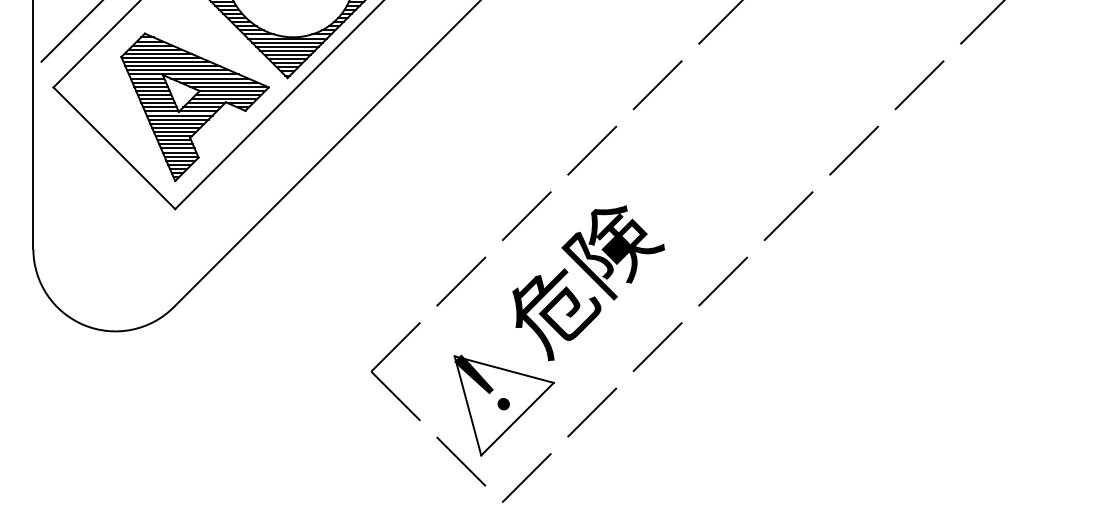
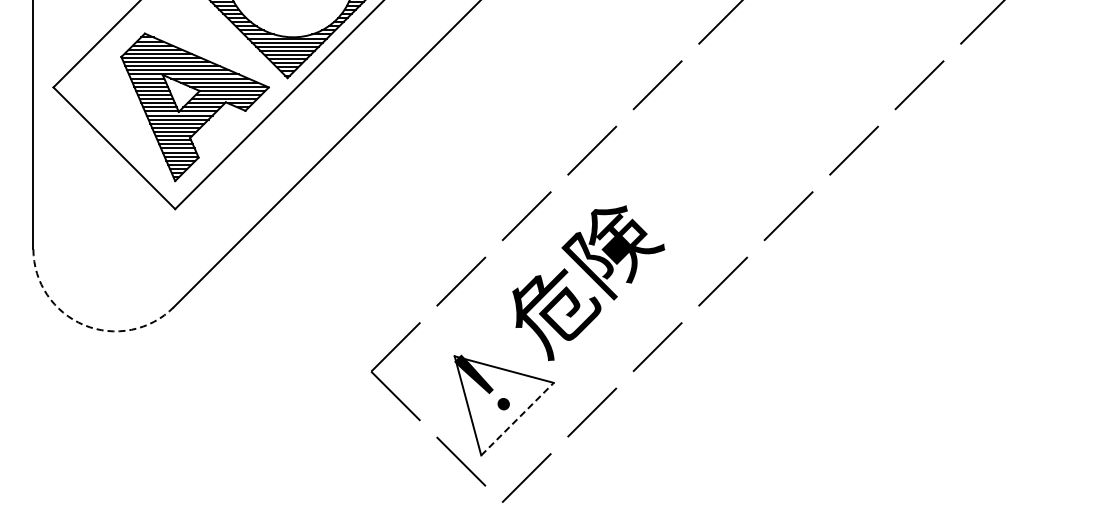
line: present -> none (70, 31)
arc: solid -> dashed (84, 325)
line: solid -> dashed (517, 418)
